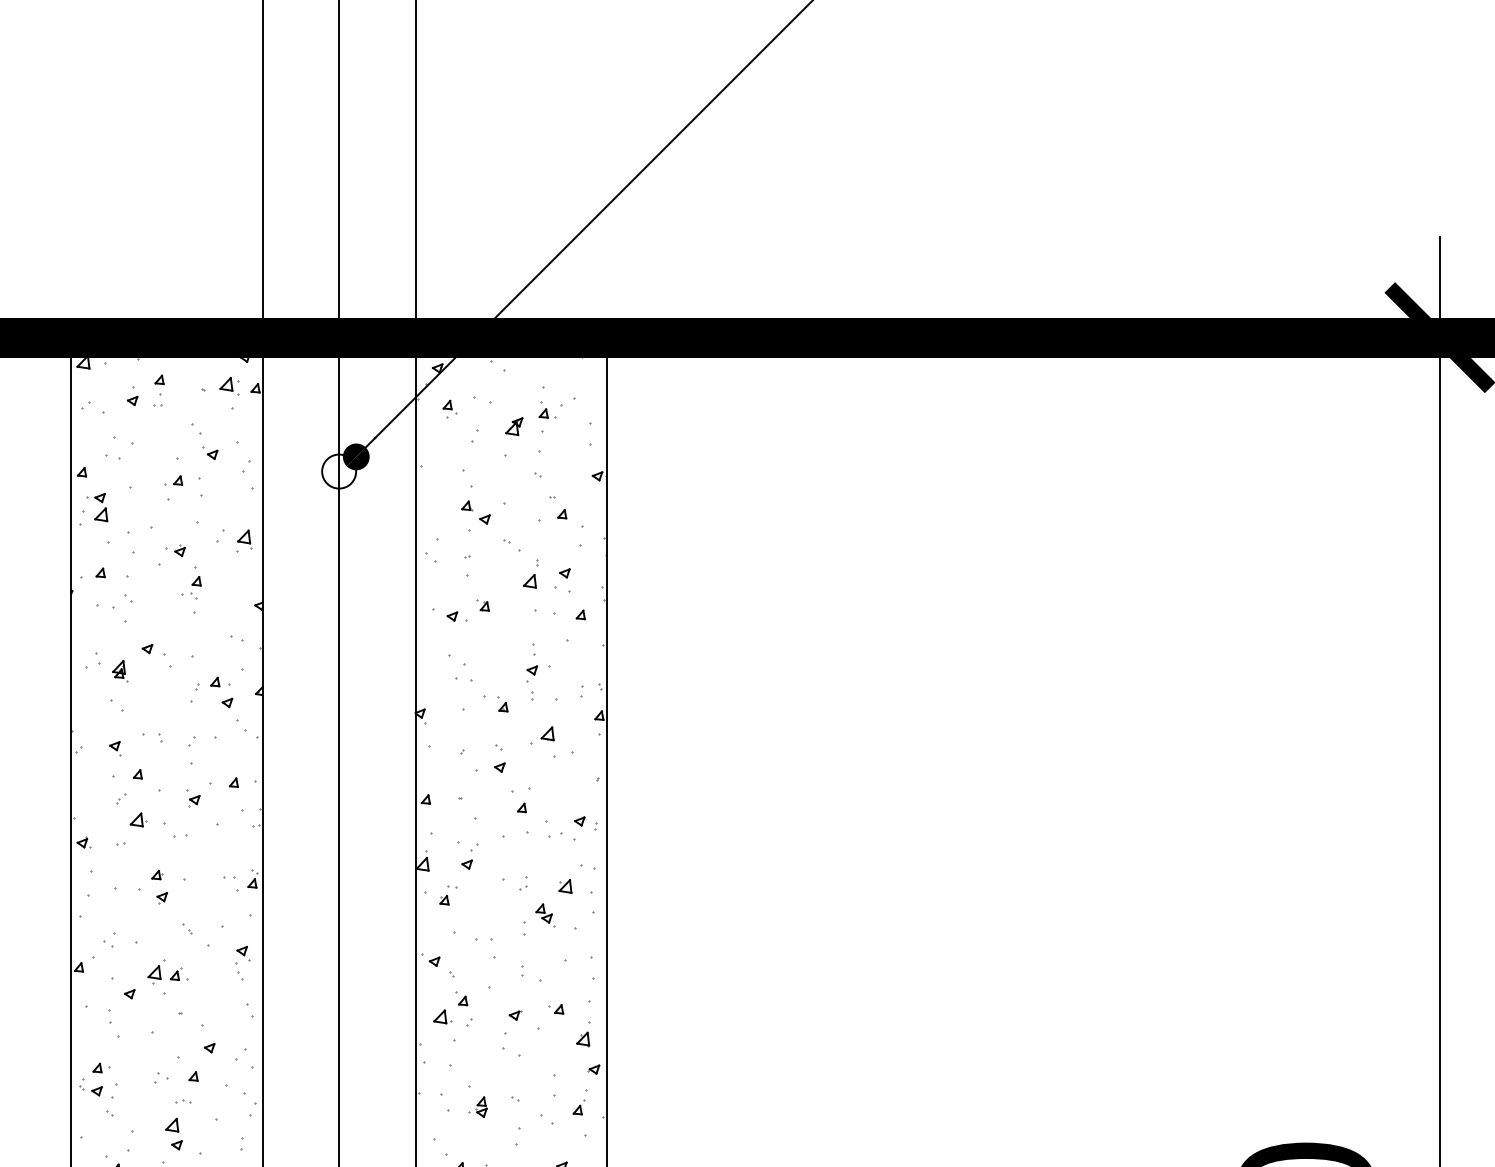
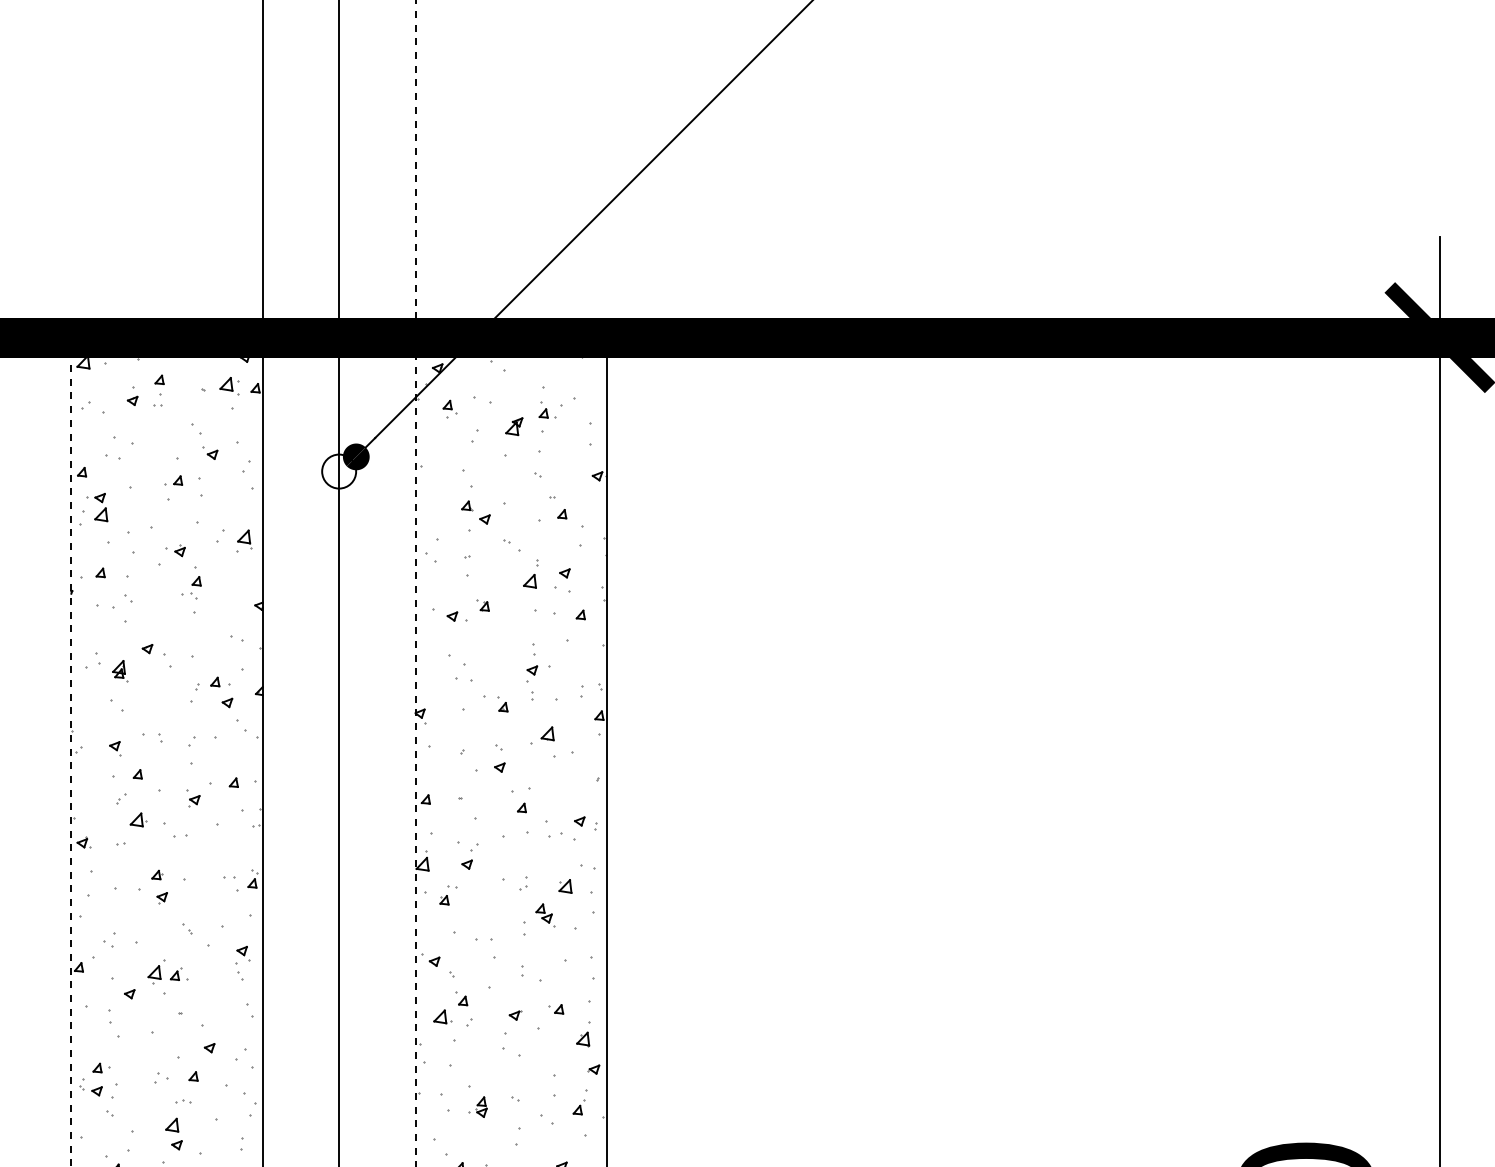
line: solid -> dashed (415, 583)
line: solid -> dashed (71, 752)
